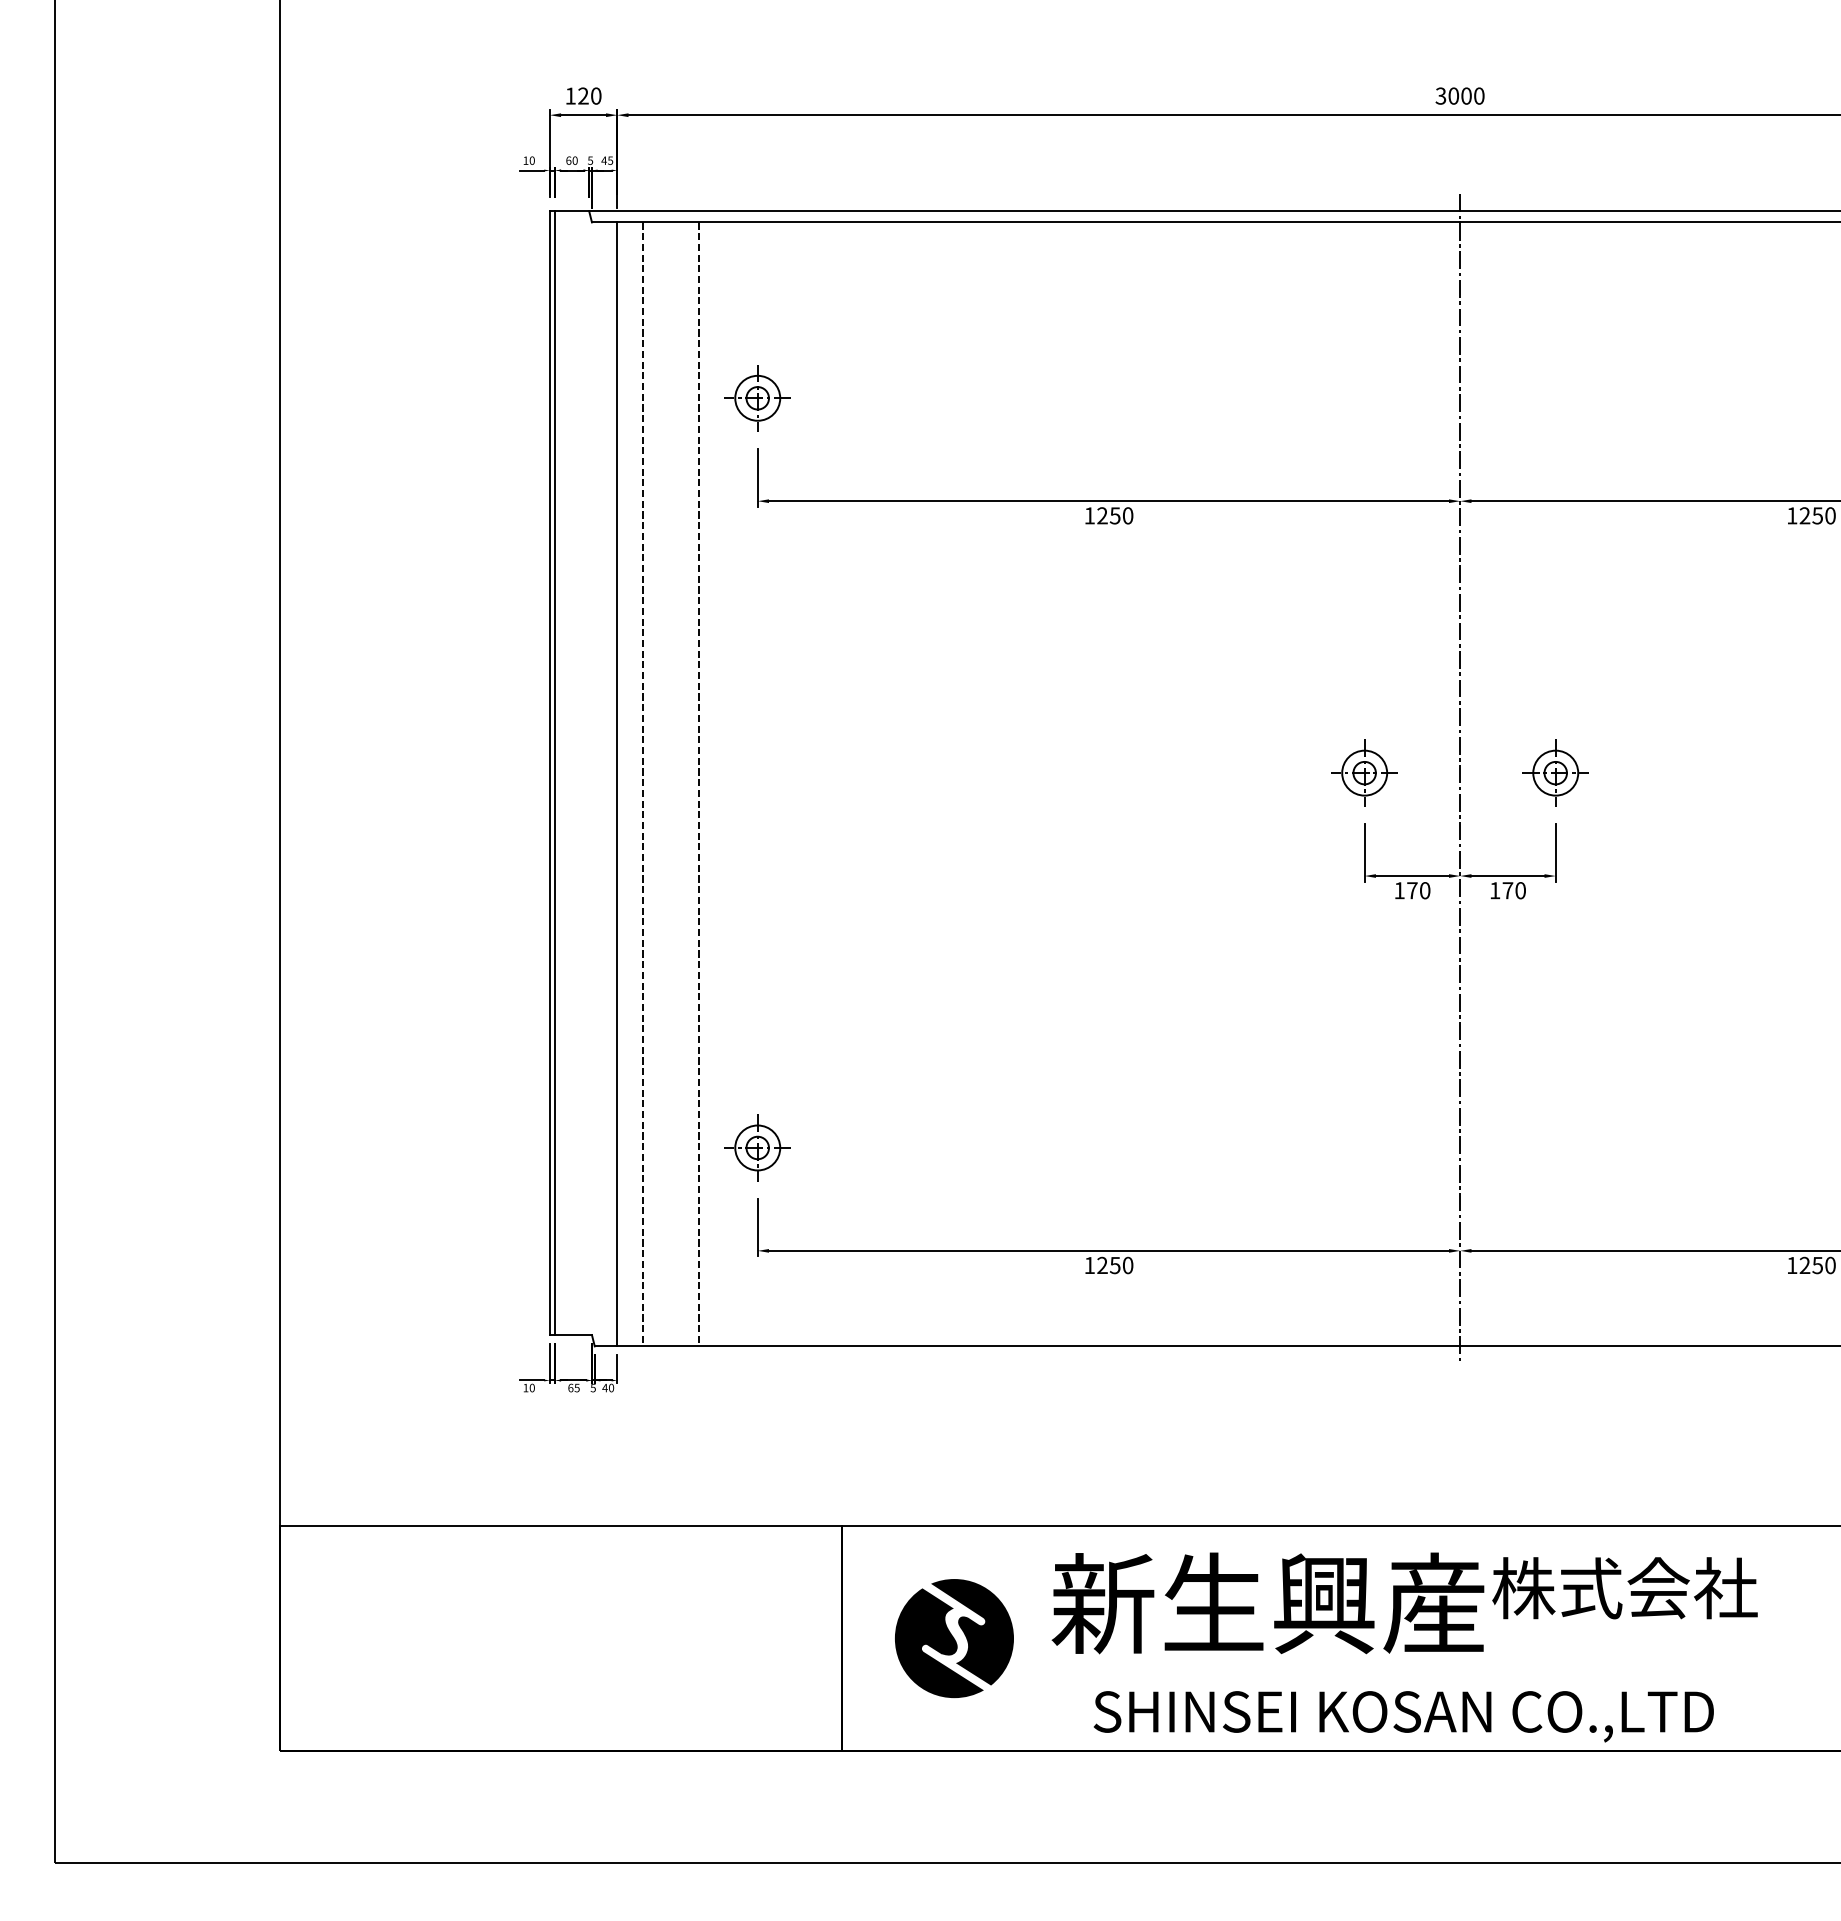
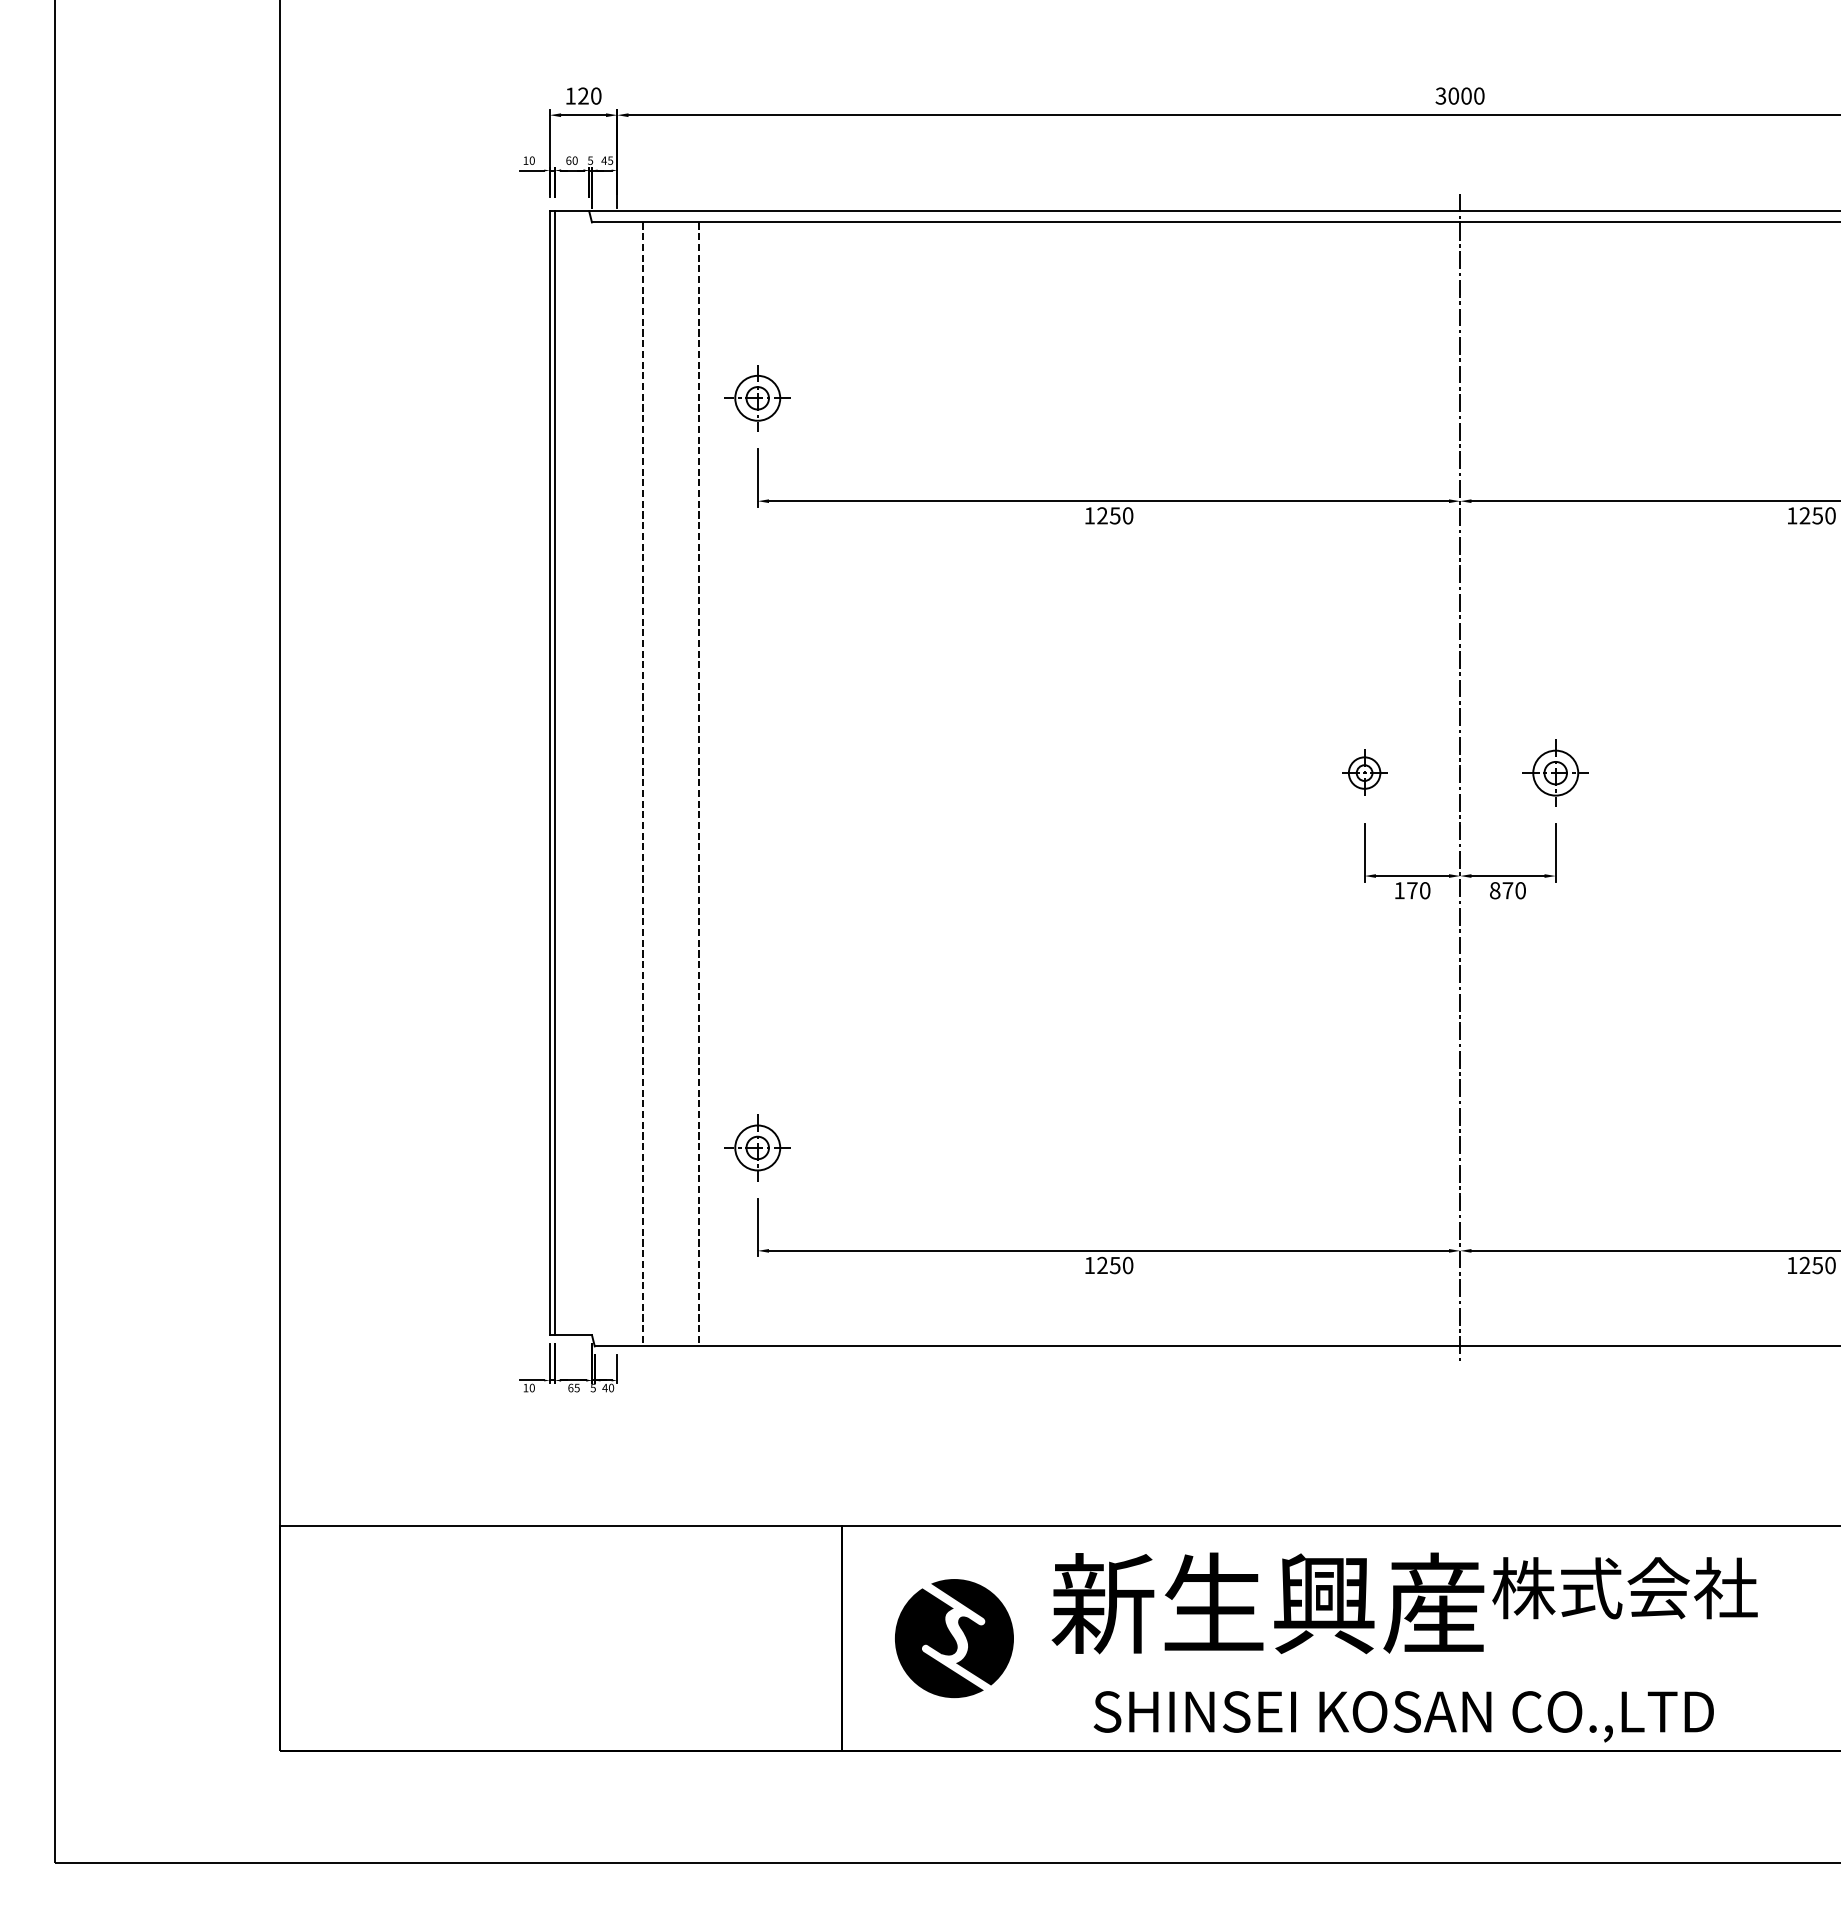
part size: 67x68 px -> 46x47 px (1364, 772)
line: present -> none (617, 784)
text: 170 -> 870 (1495, 890)
